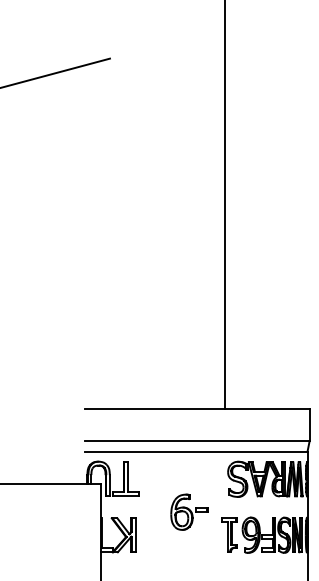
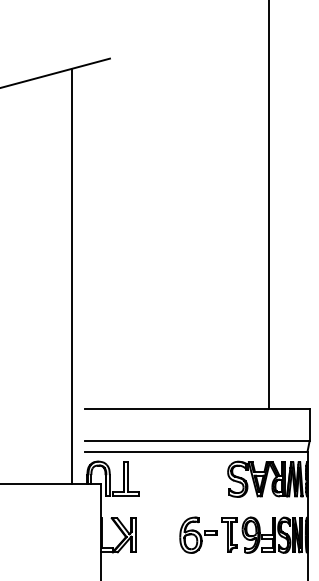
line position: (224, 205) -> (268, 205) (268, 205)
line: none -> present (72, 275)
part position: (189, 511) -> (198, 534) (198, 534)
